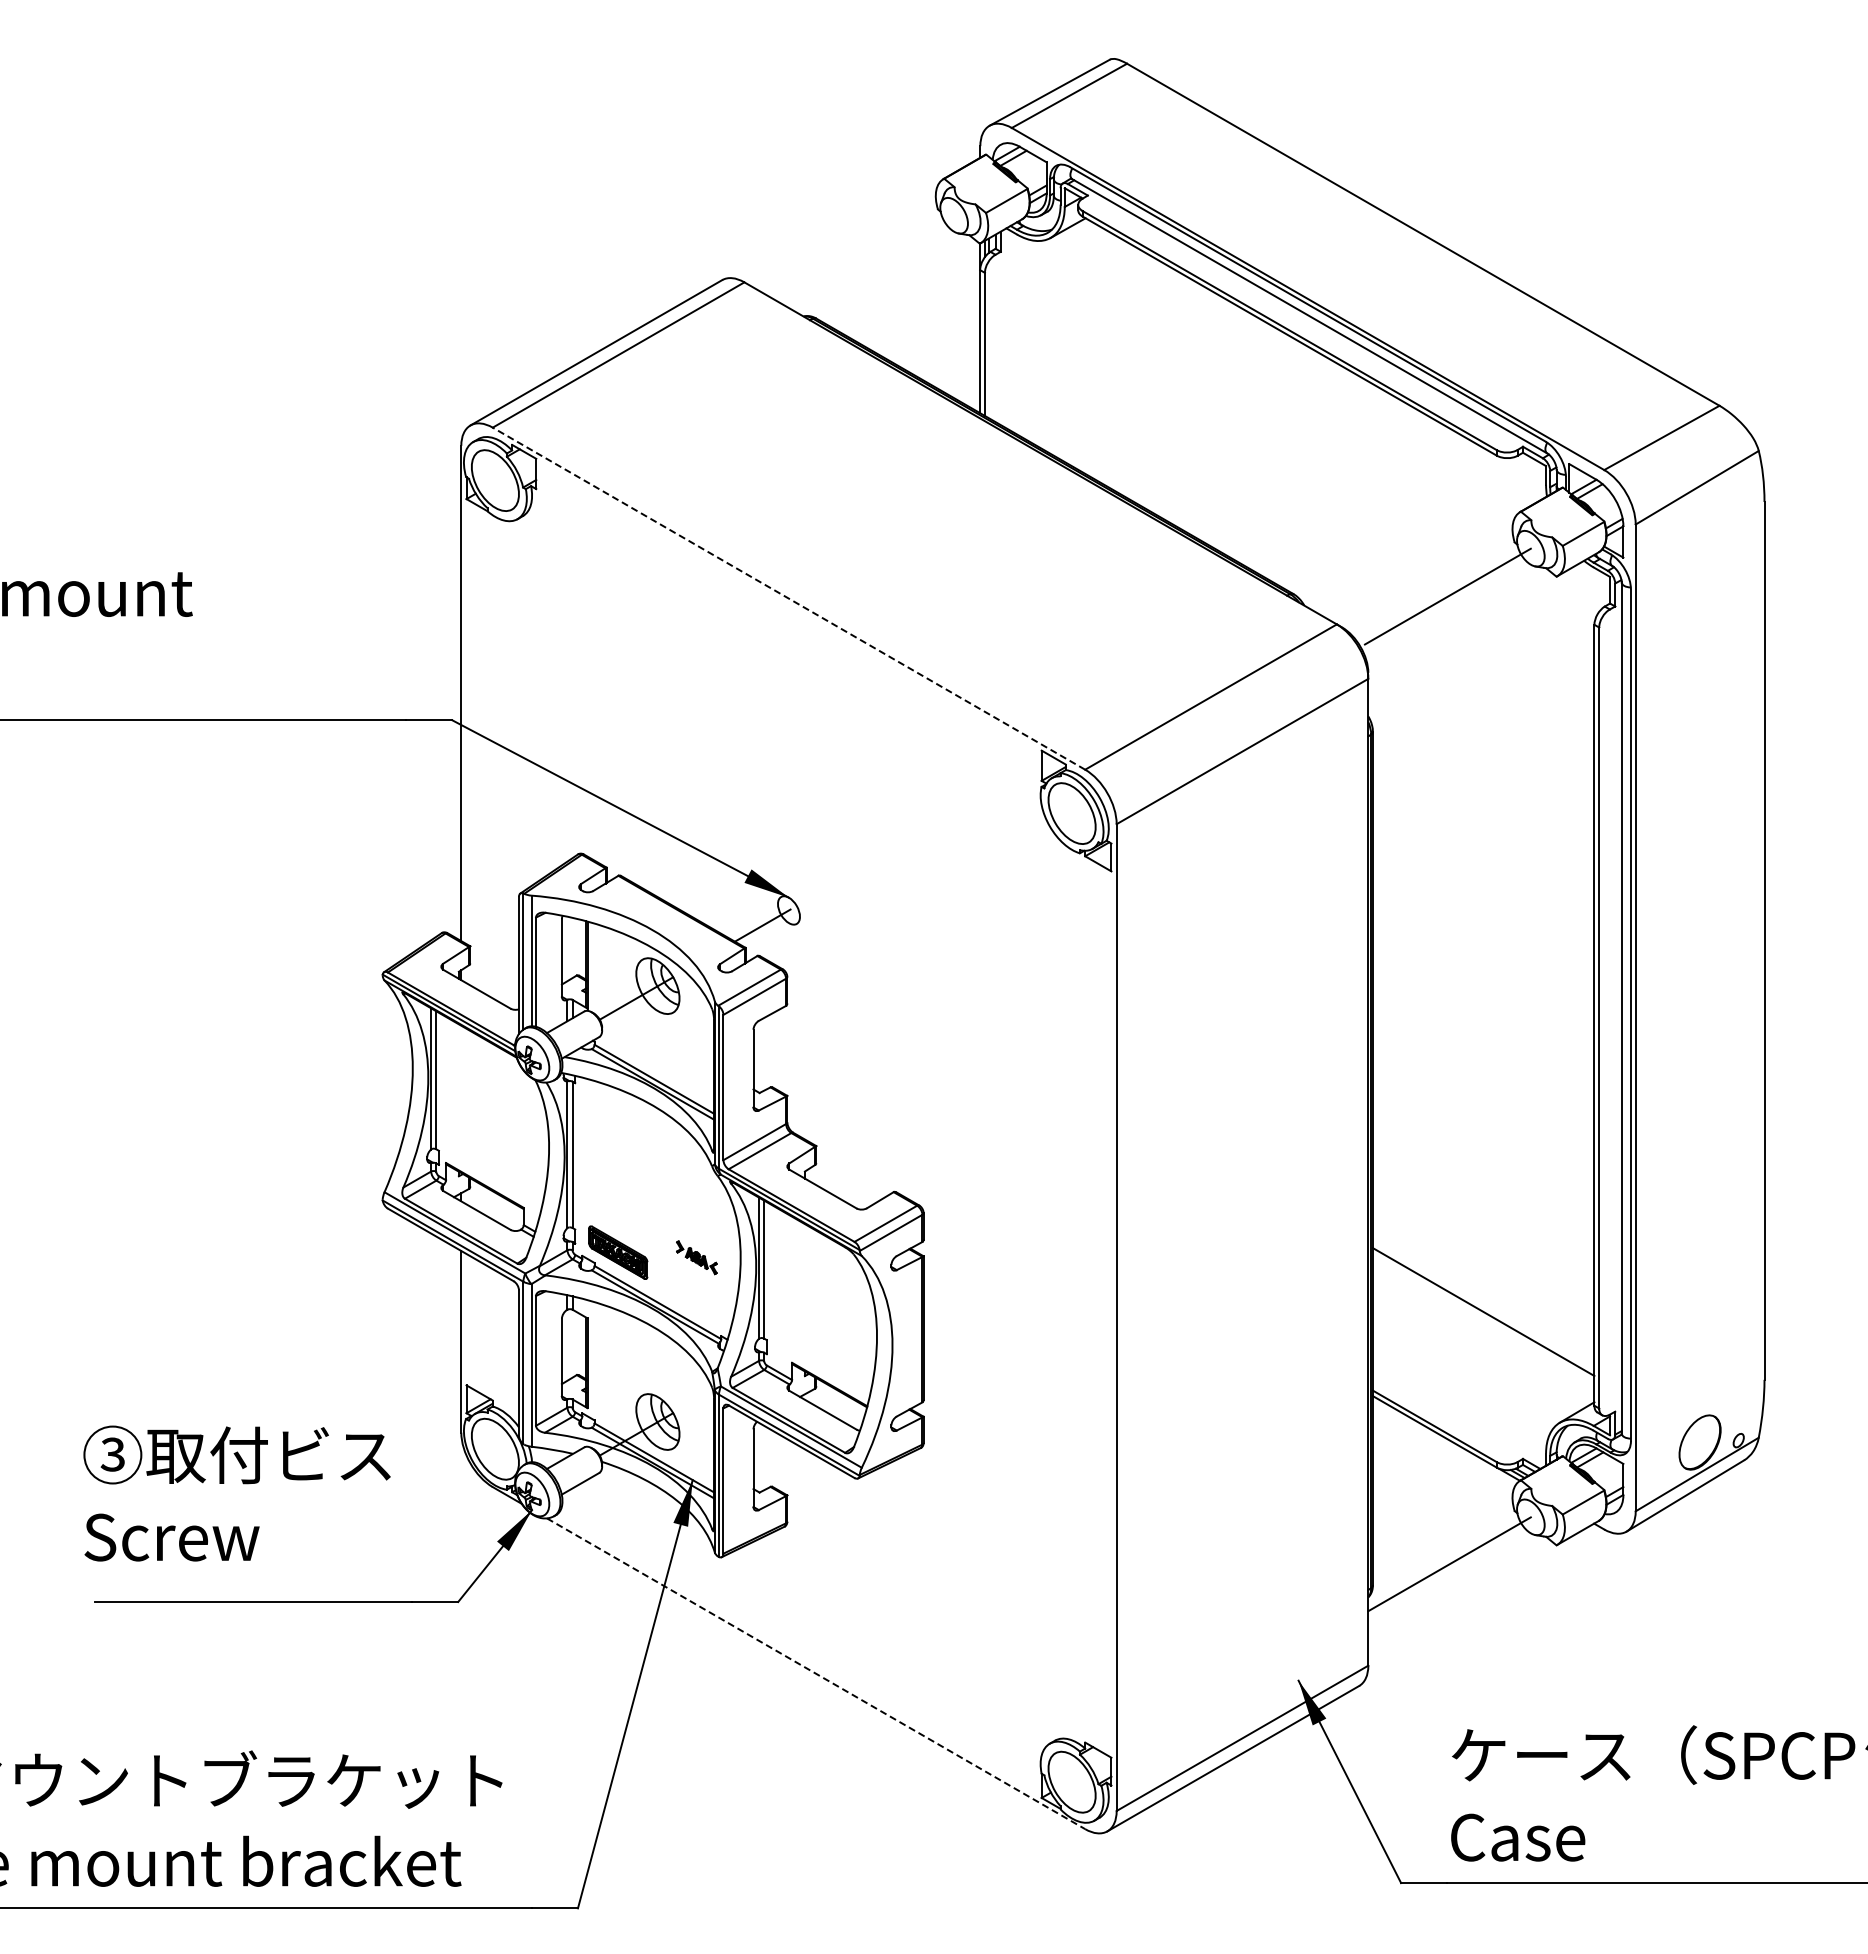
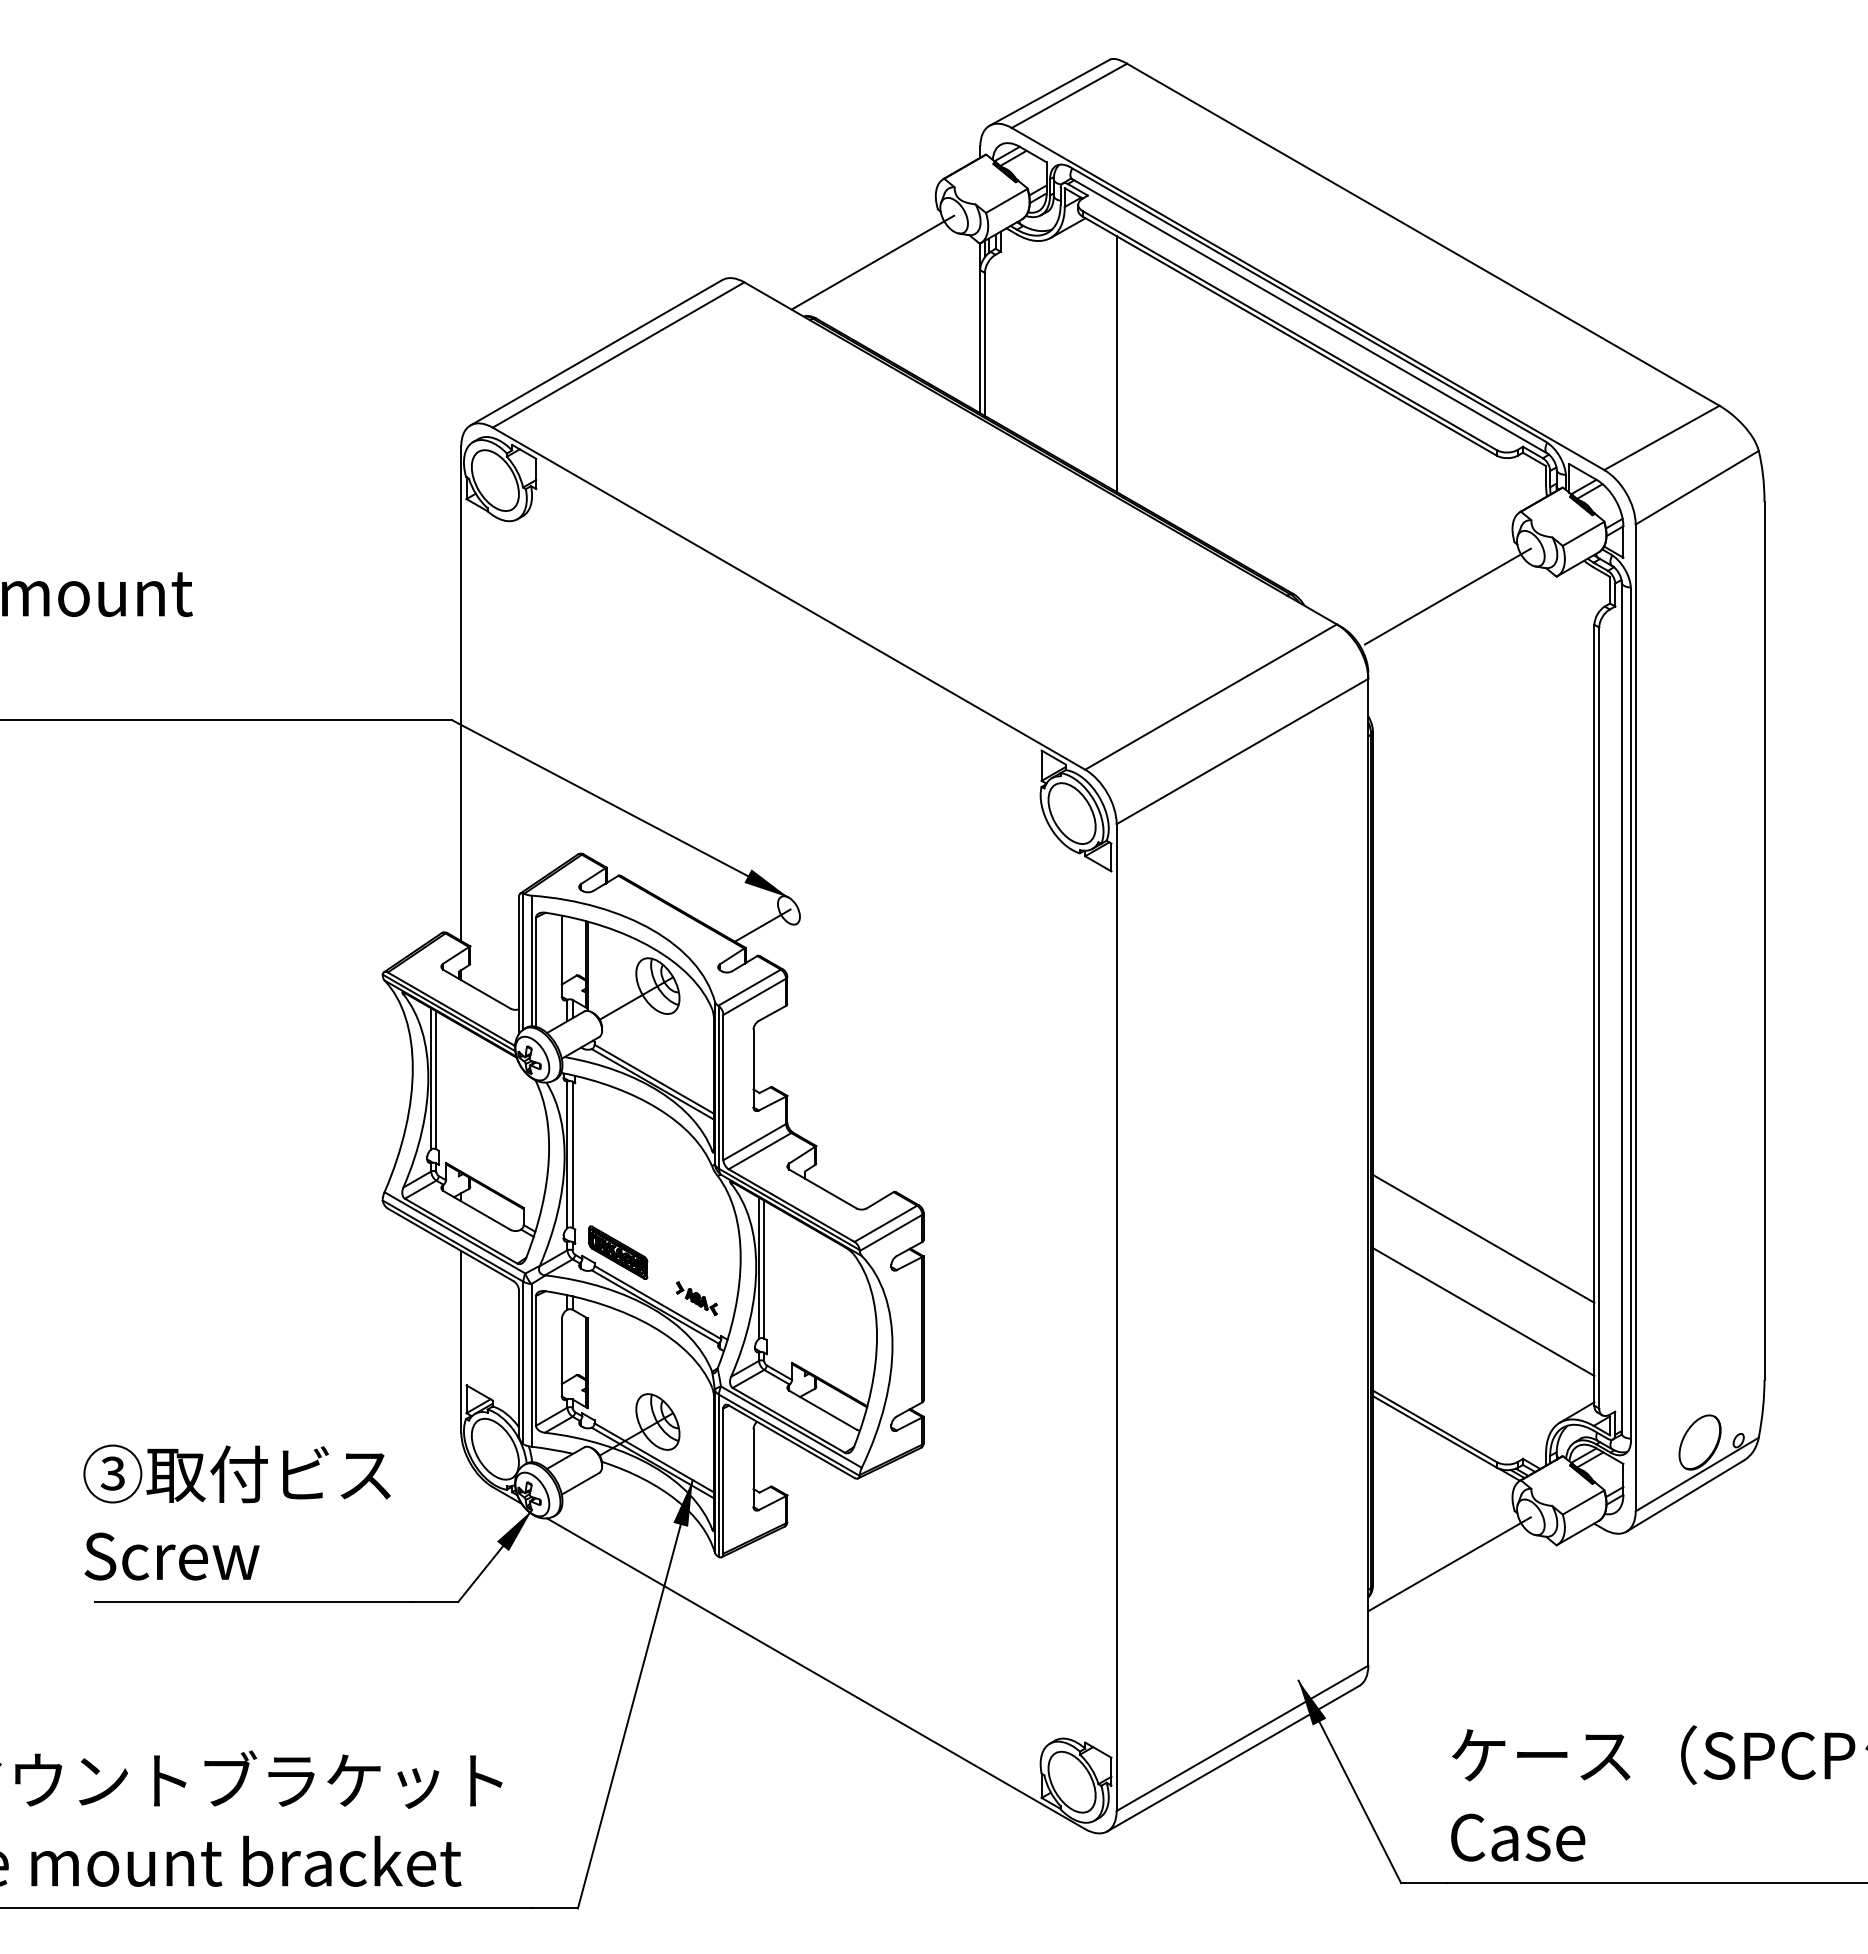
line: none -> present (872, 262)
line: none -> present (1117, 364)
line: dashed -> solid (788, 598)
line: none -> present (1483, 1238)
part position: (696, 1257) -> (696, 1298) (696, 1298)
text position: (236, 1493) -> (236, 1512) (236, 1512)
line: dashed -> solid (816, 1673)
